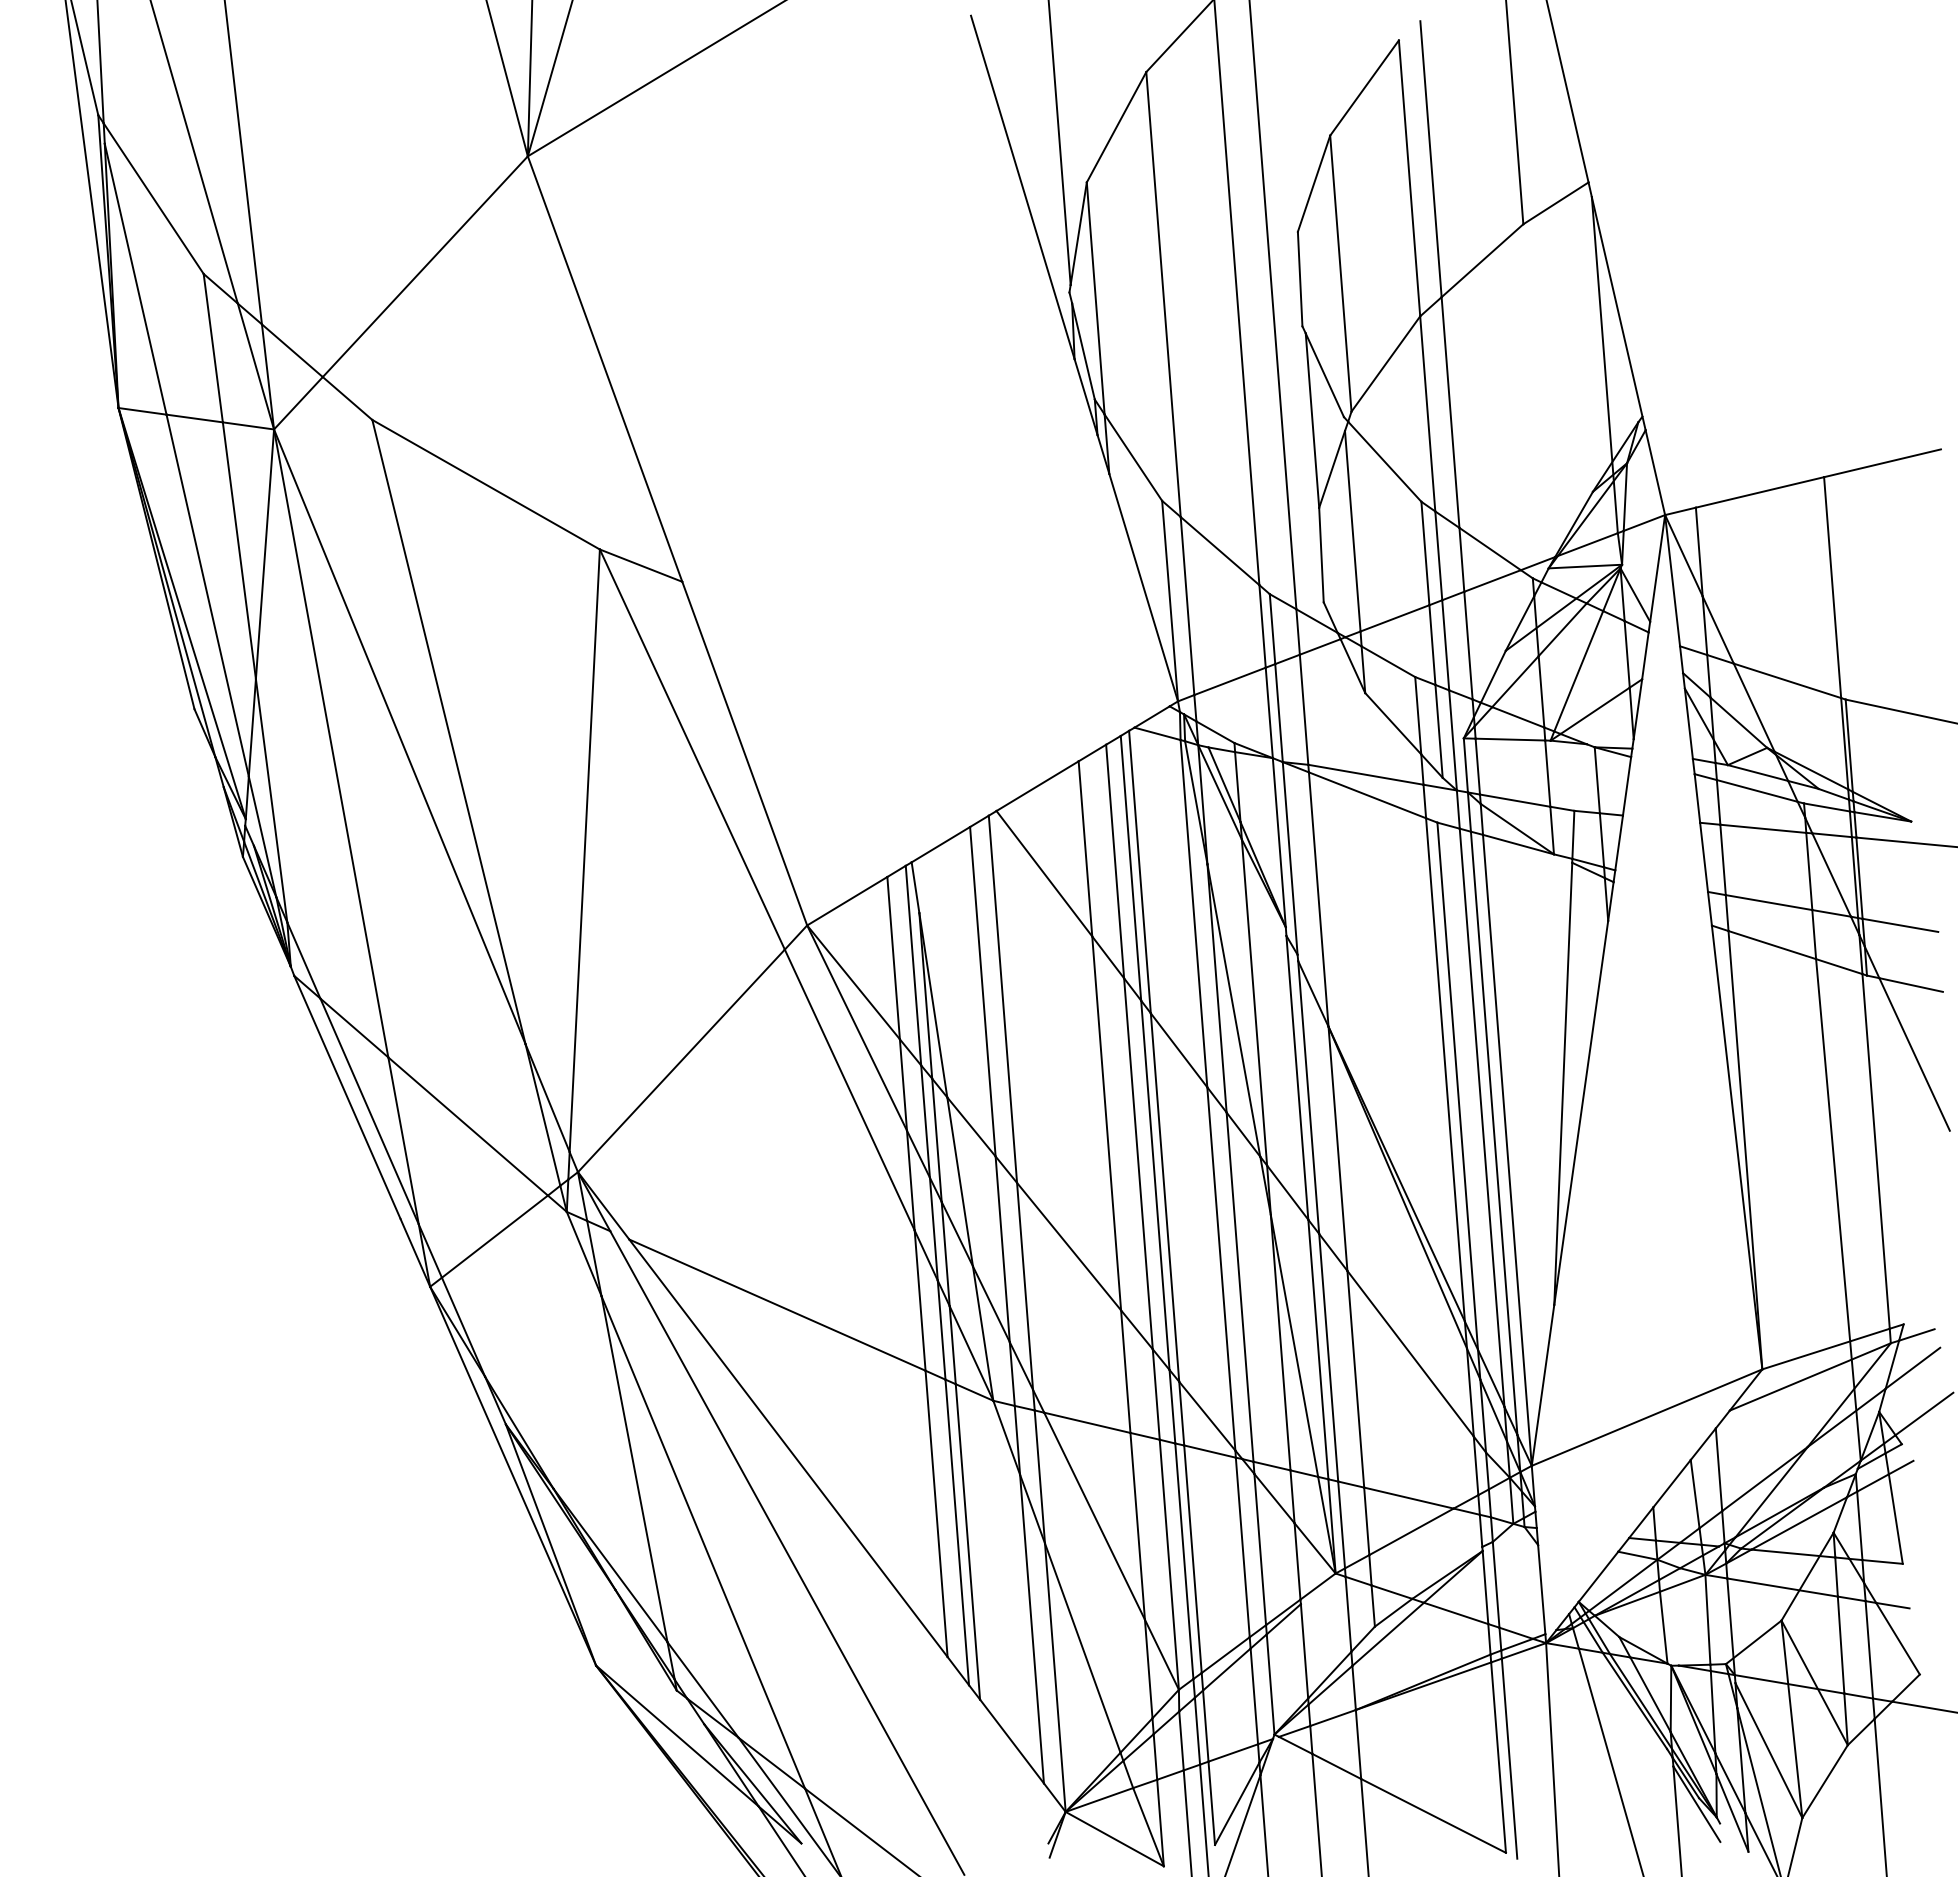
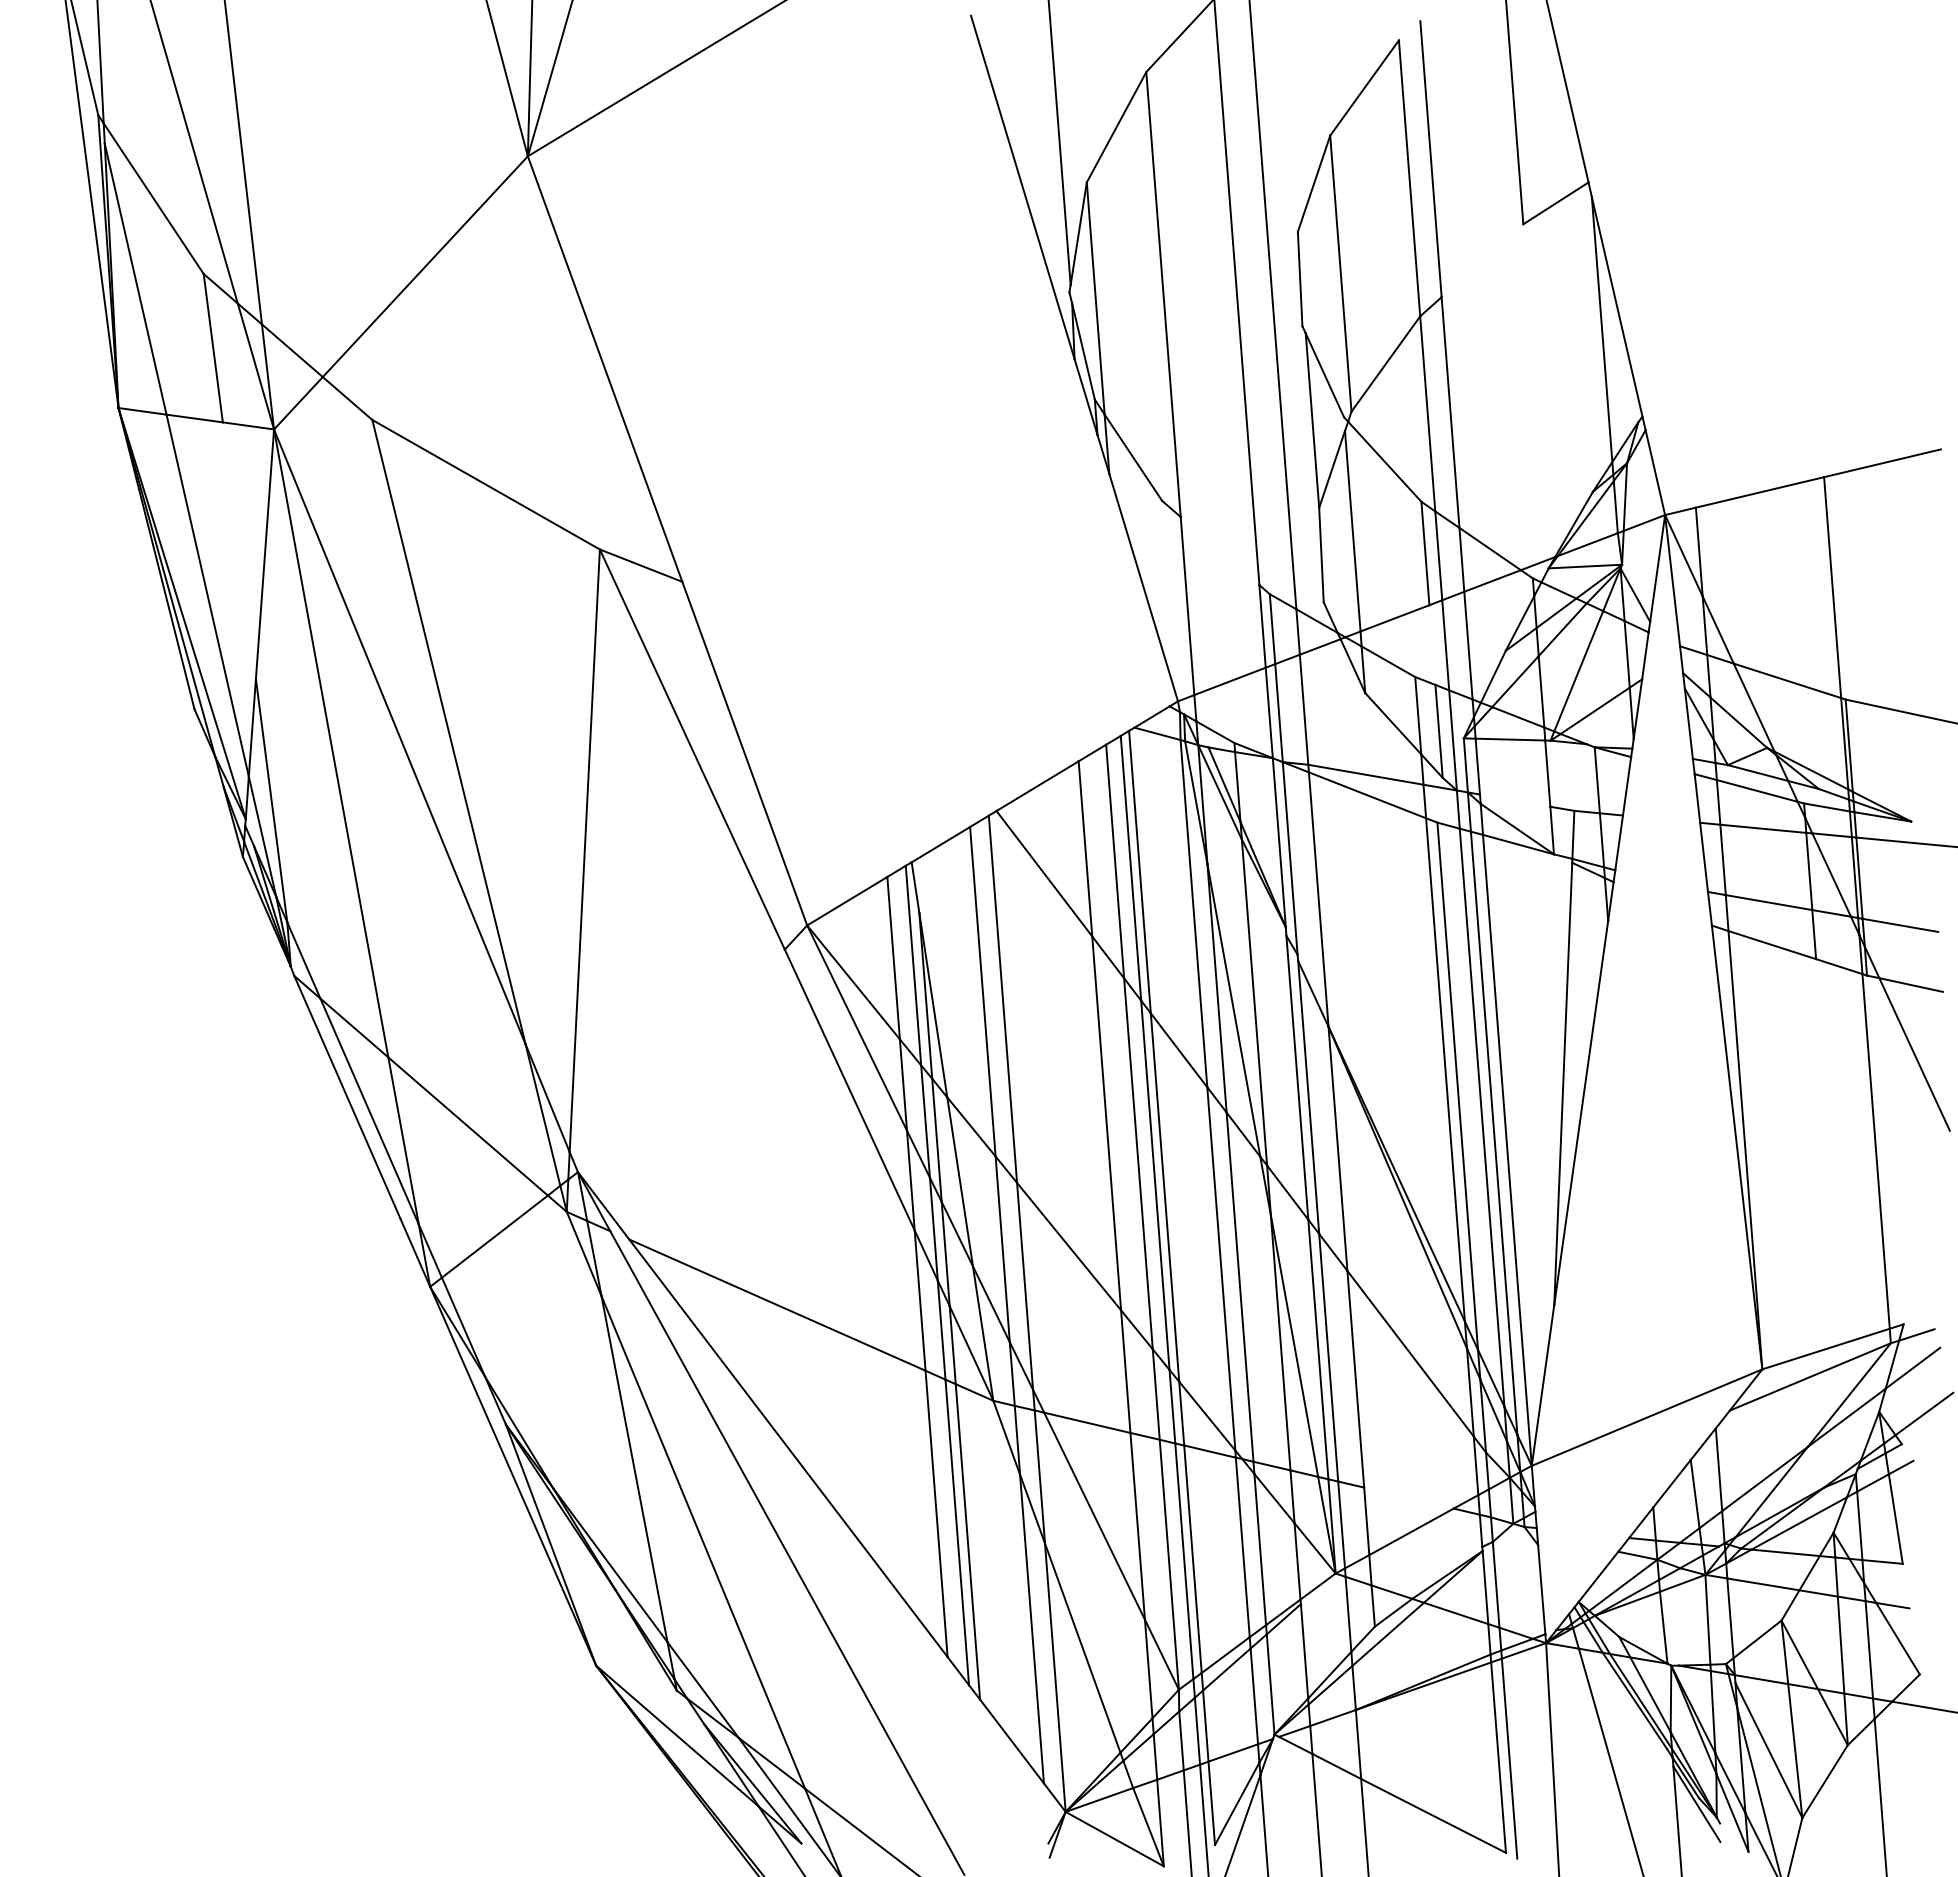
line: present -> none (1482, 260)
line: present -> none (238, 550)
line: present -> none (1219, 551)
line: present -> none (1170, 600)
line: present -> none (1432, 644)
line: present -> none (1514, 800)
line: present -> none (680, 1060)
line: present -> none (1838, 1209)
line: present -> none (1408, 1497)
